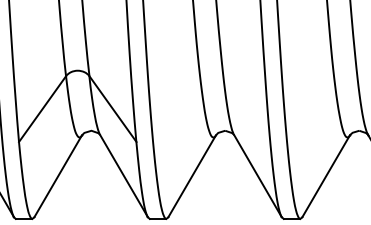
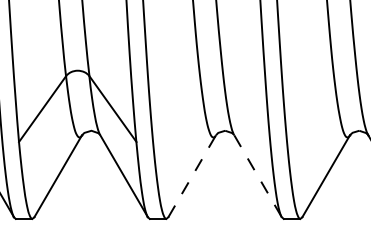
line: solid -> dashed (192, 175)
line: solid -> dashed (258, 176)
